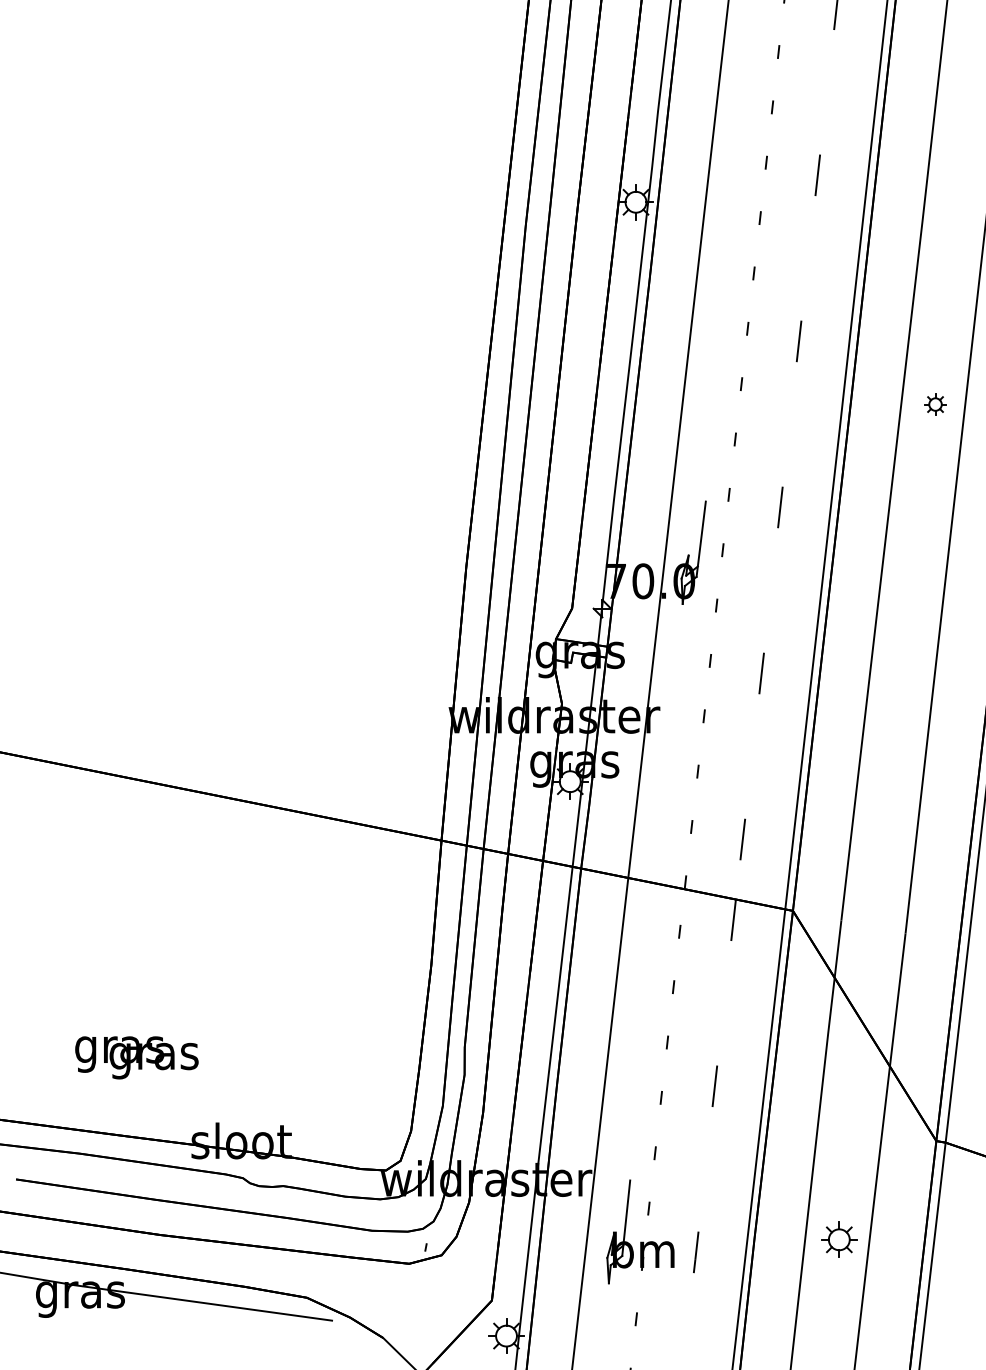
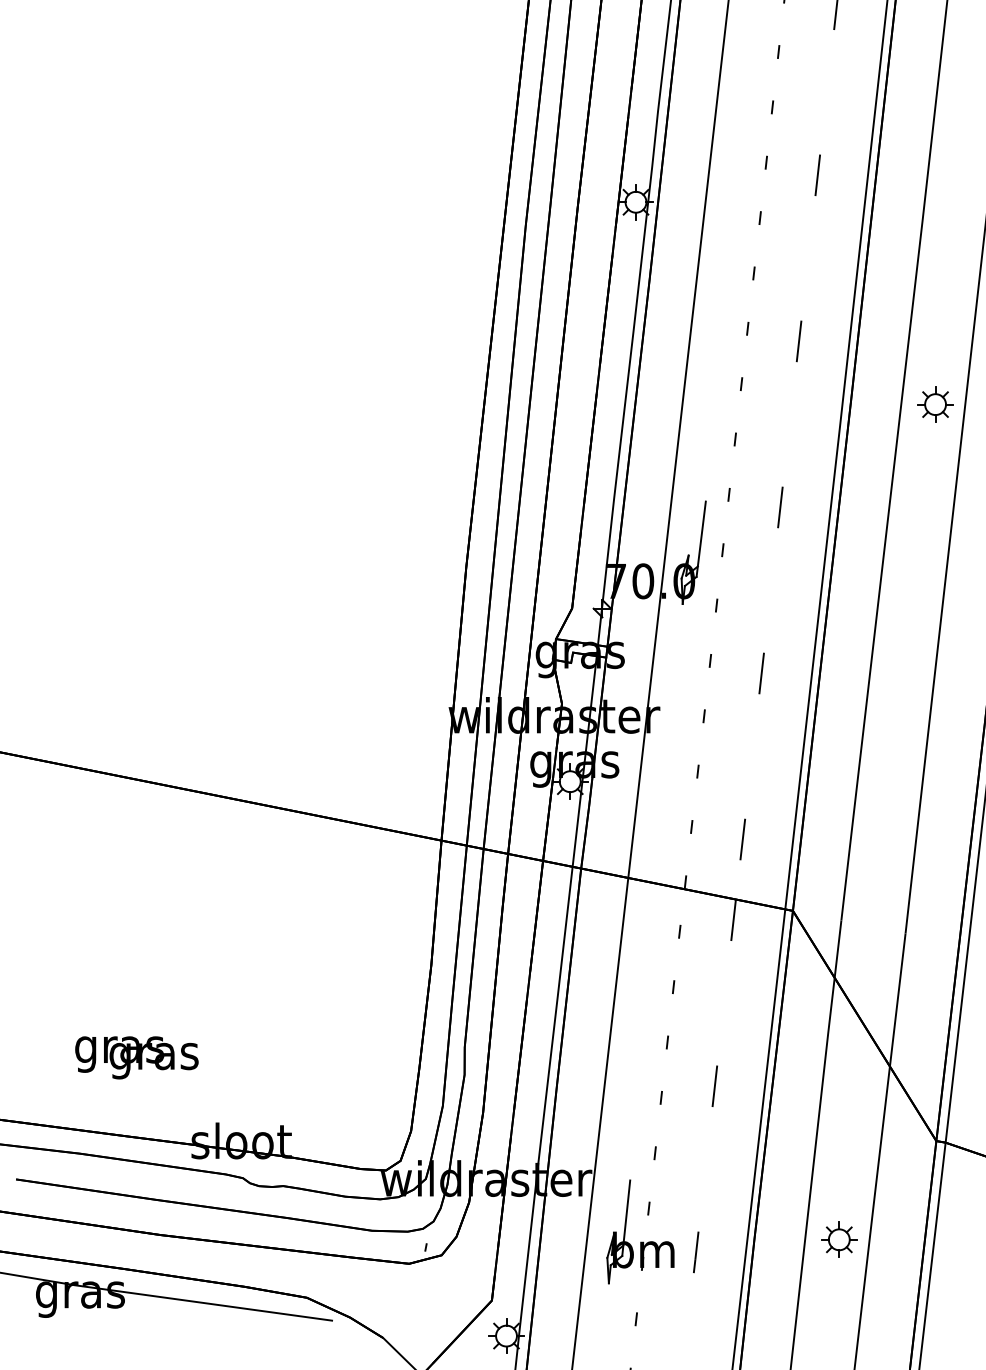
part size: 23x23 px -> 37x37 px (935, 404)
